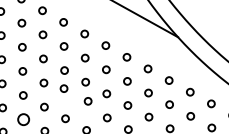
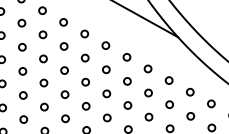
circle position: (63, 88) -> (64, 94) (64, 94)
circle position: (87, 101) -> (85, 106) (85, 106)
circle size: 13x13 px -> 10x9 px (23, 119)
